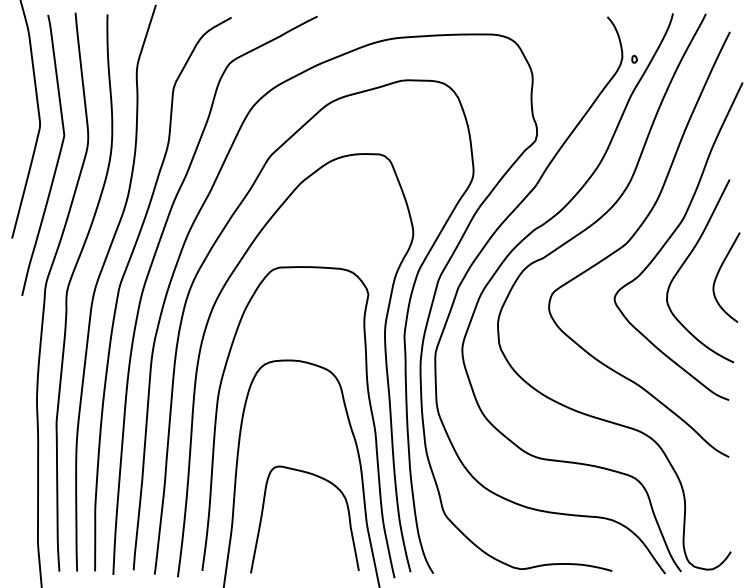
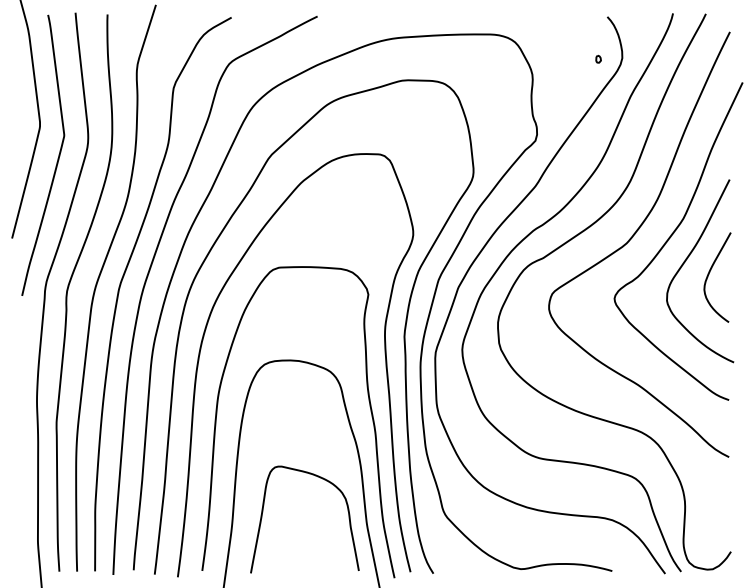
part position: (634, 58) -> (598, 58) (598, 58)
curve position: (718, 274) -> (709, 274) (709, 274)
